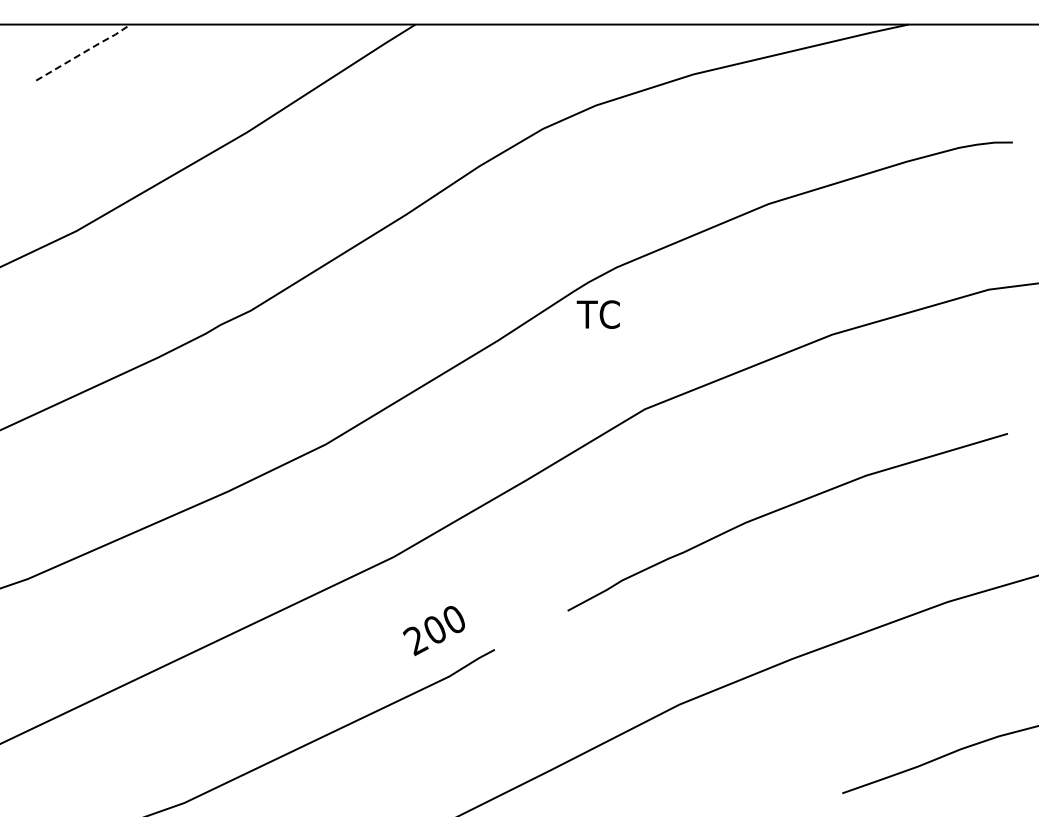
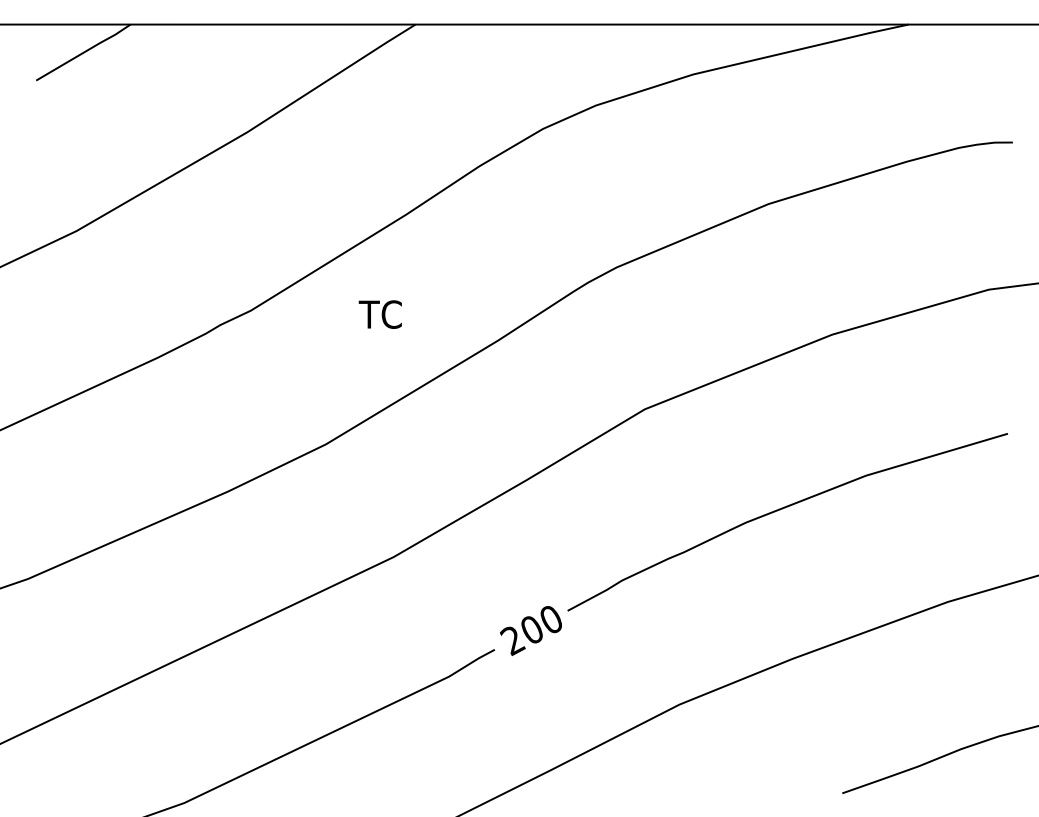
line: dashed -> solid (85, 51)
text position: (597, 314) -> (379, 314) (379, 314)
text position: (433, 630) -> (530, 630) (530, 630)
